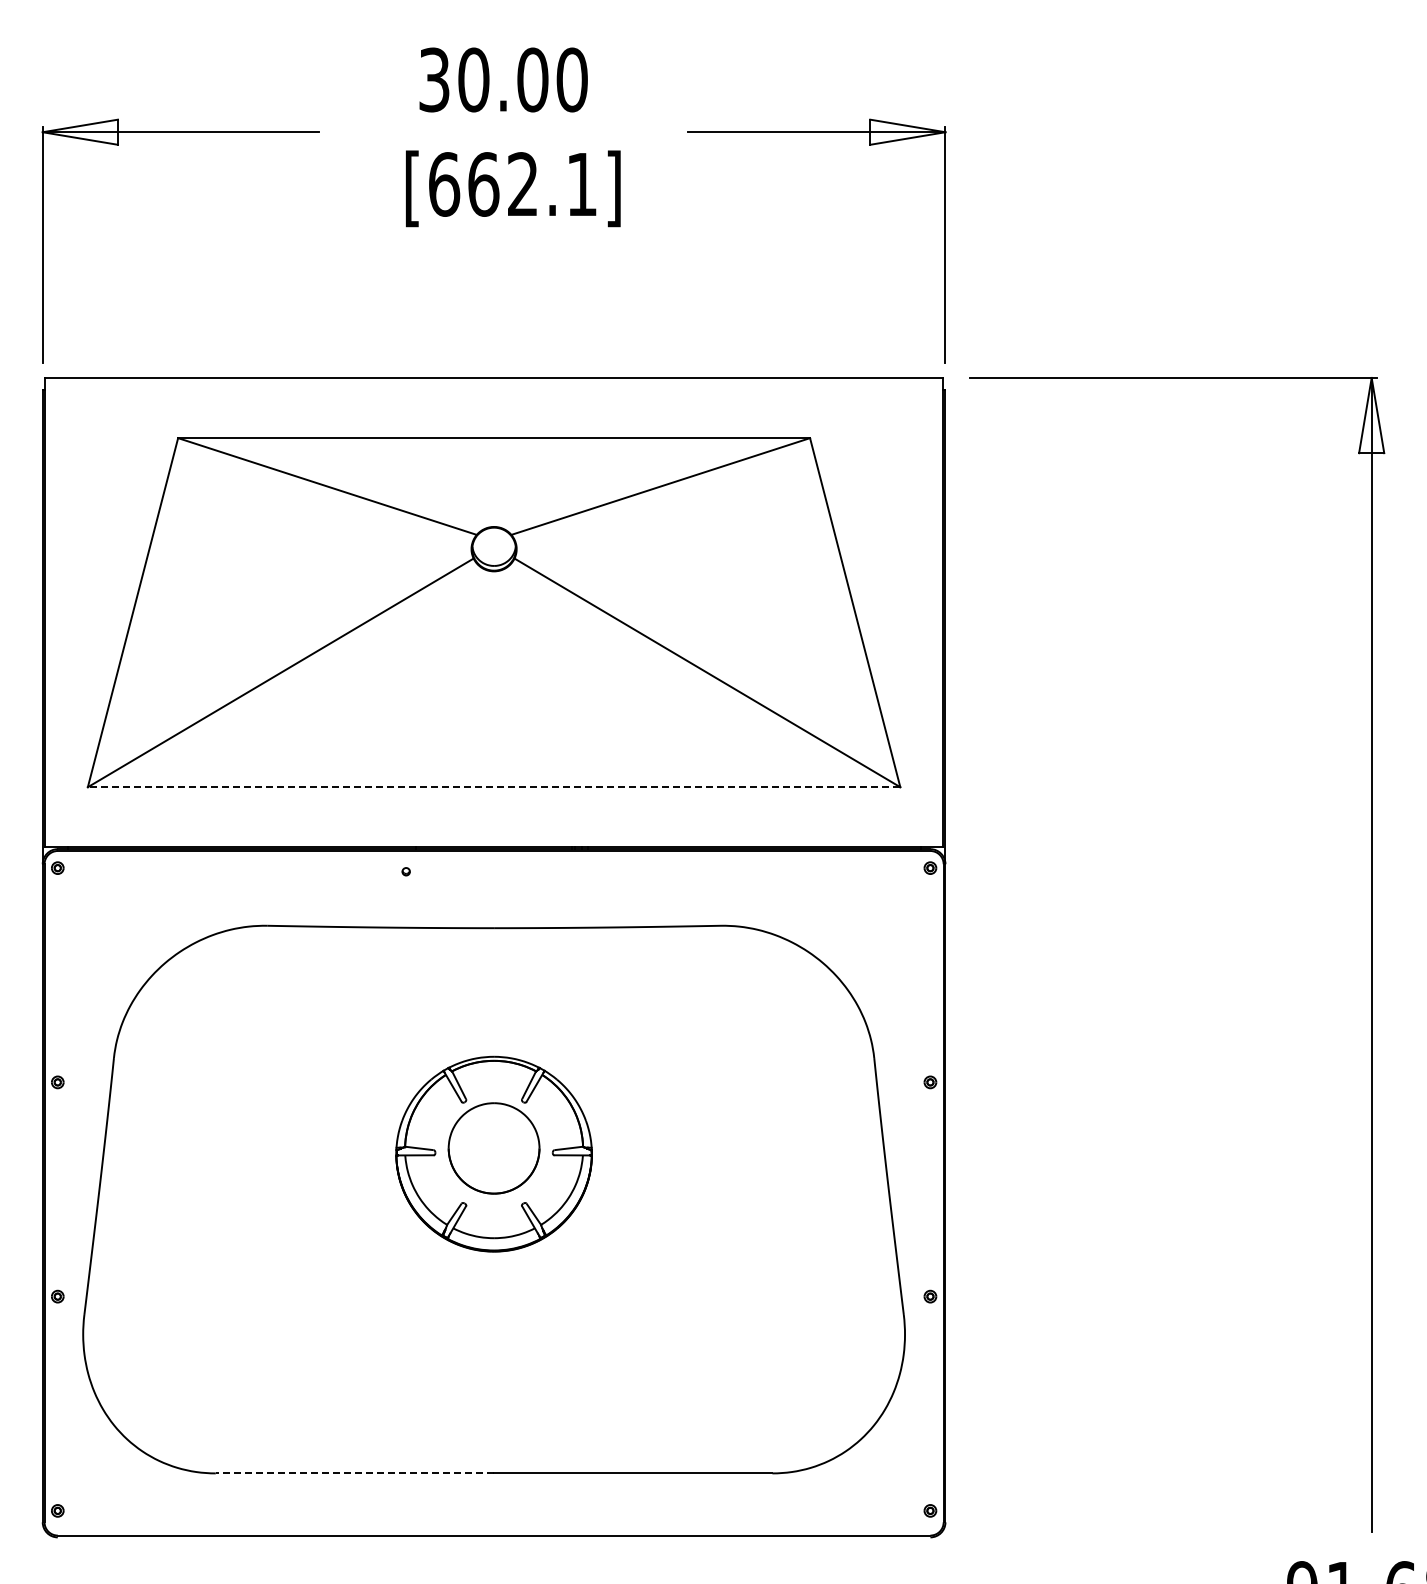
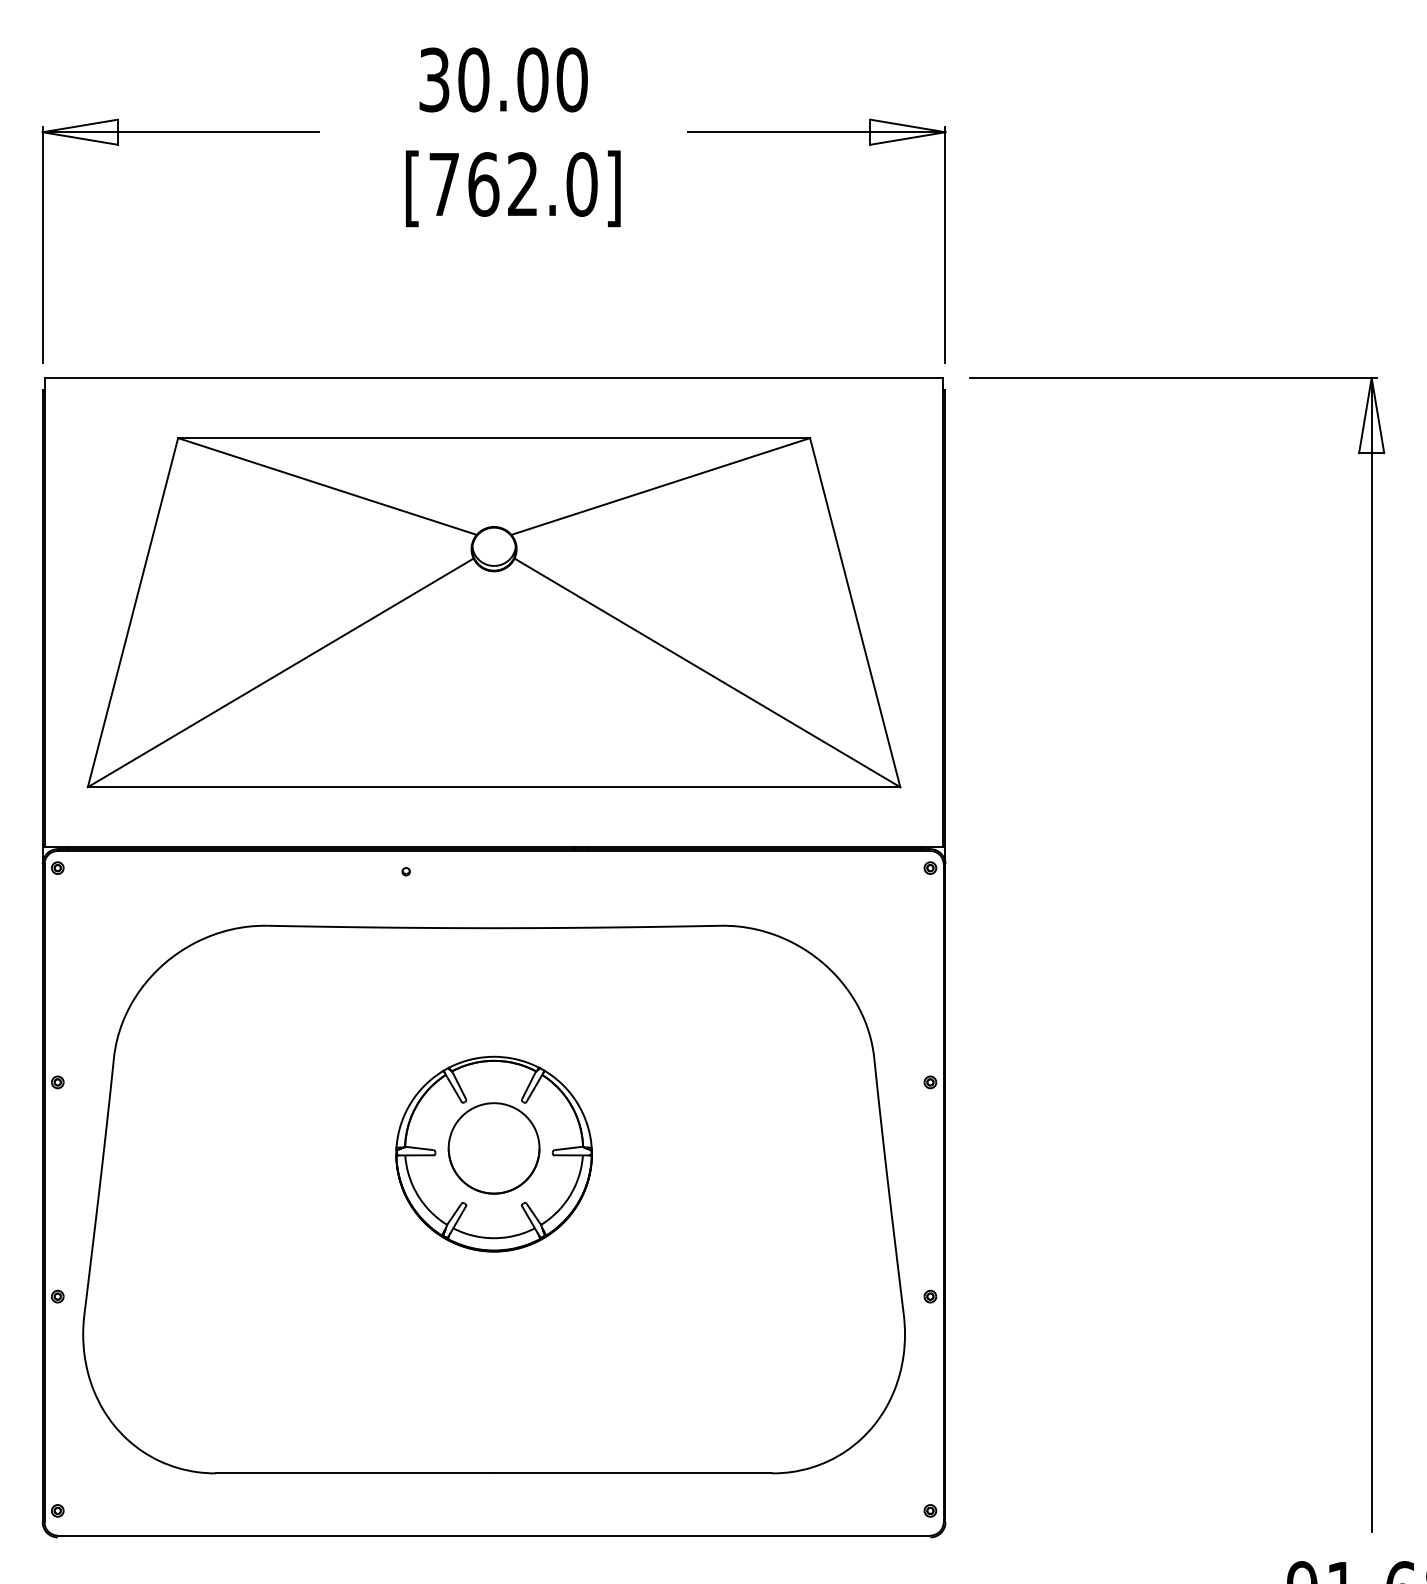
text: [662.1] -> [762.0] (513, 184)
line: dashed -> solid (493, 787)
line: dashed -> solid (354, 1473)
